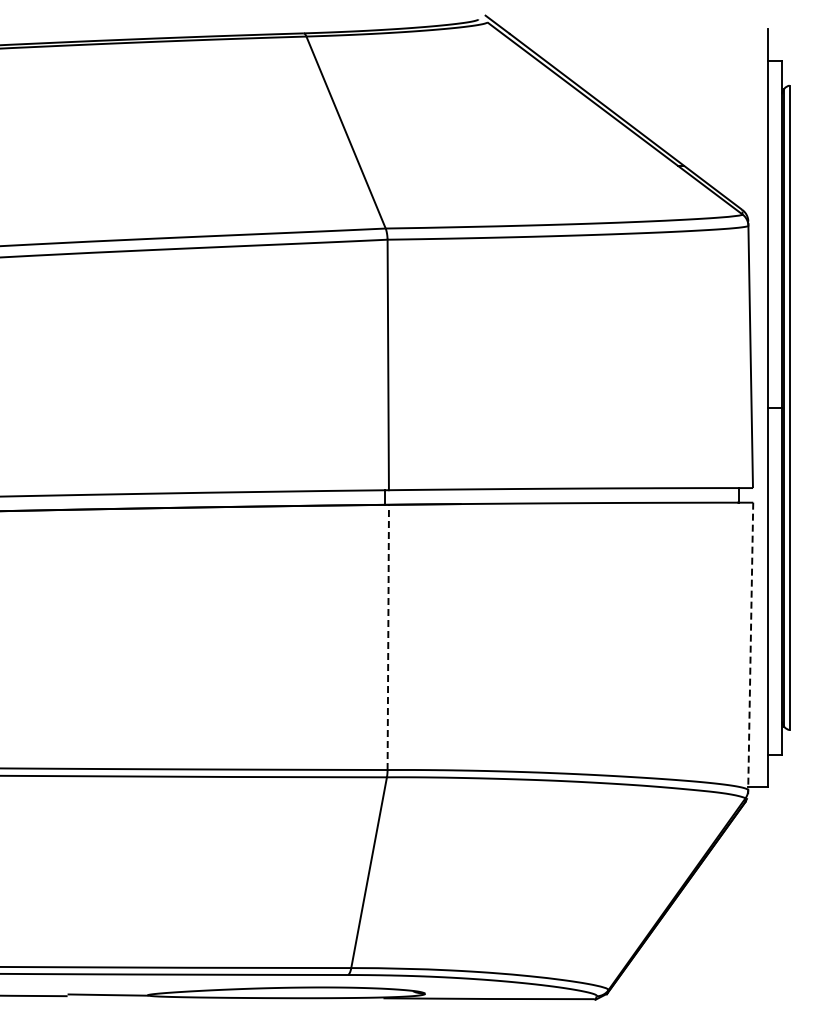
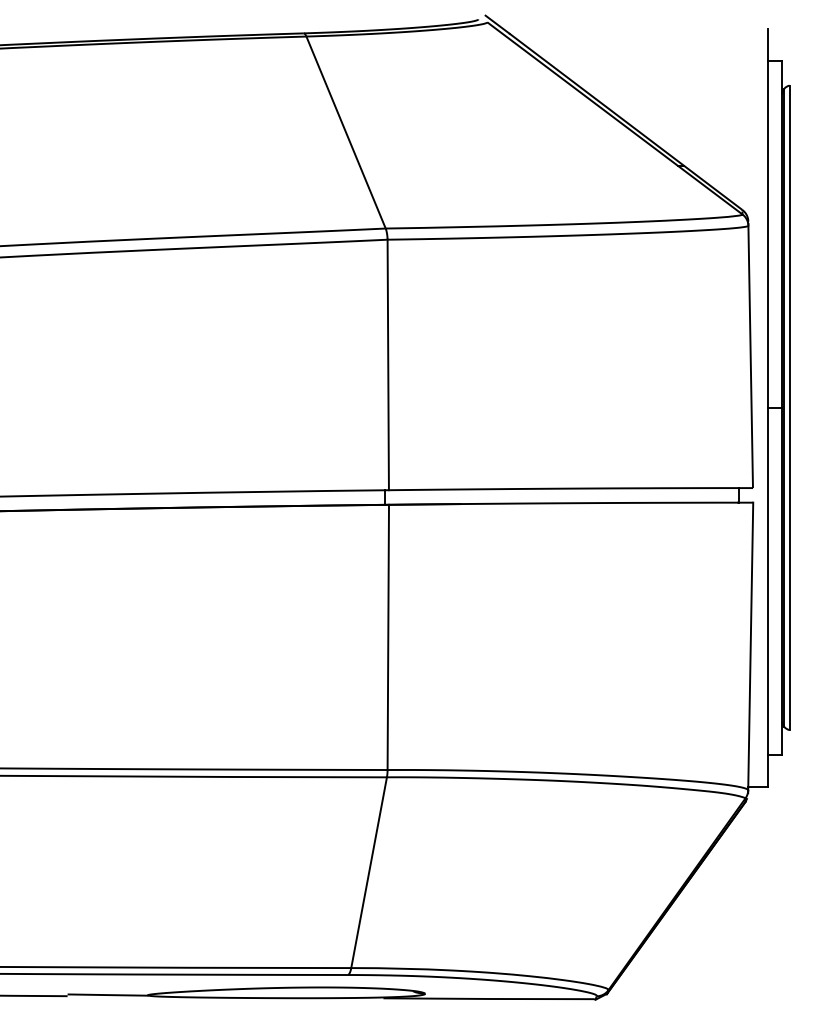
line: dashed -> solid (388, 637)
line: dashed -> solid (750, 646)
